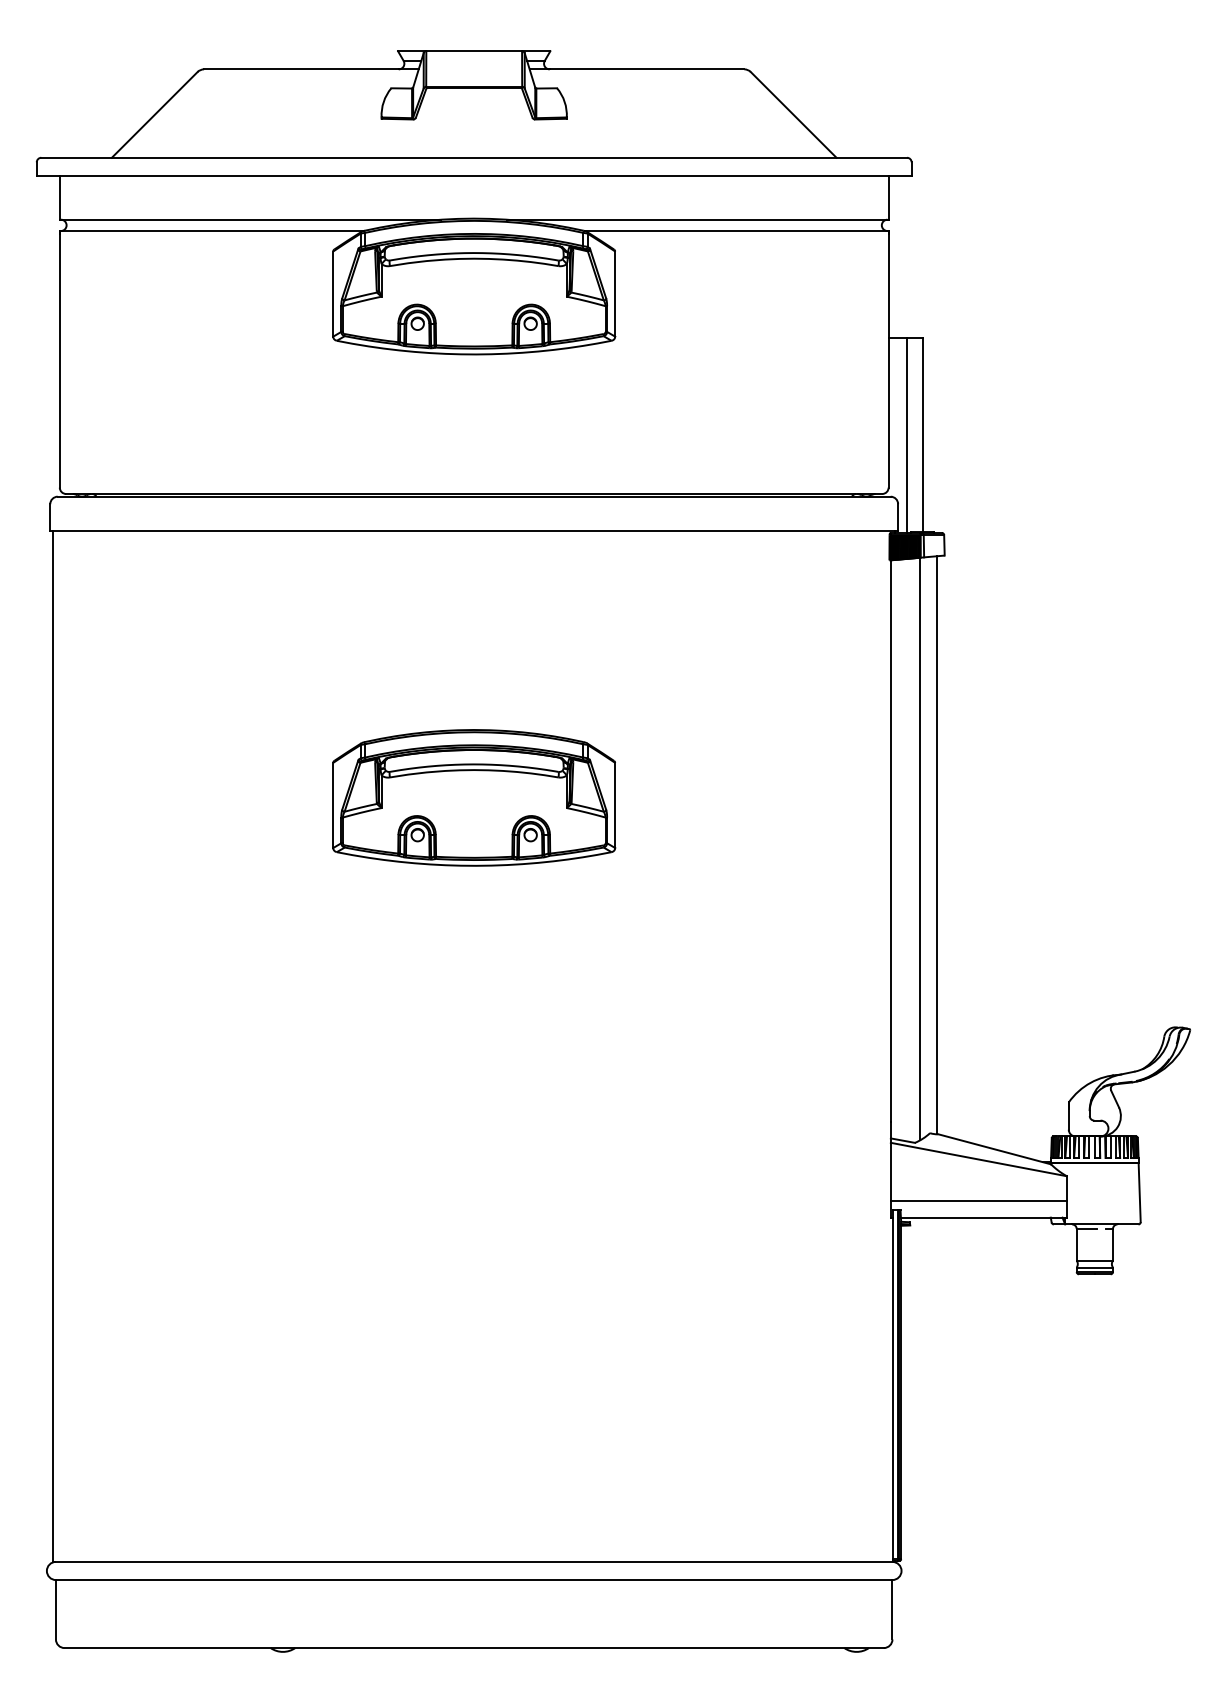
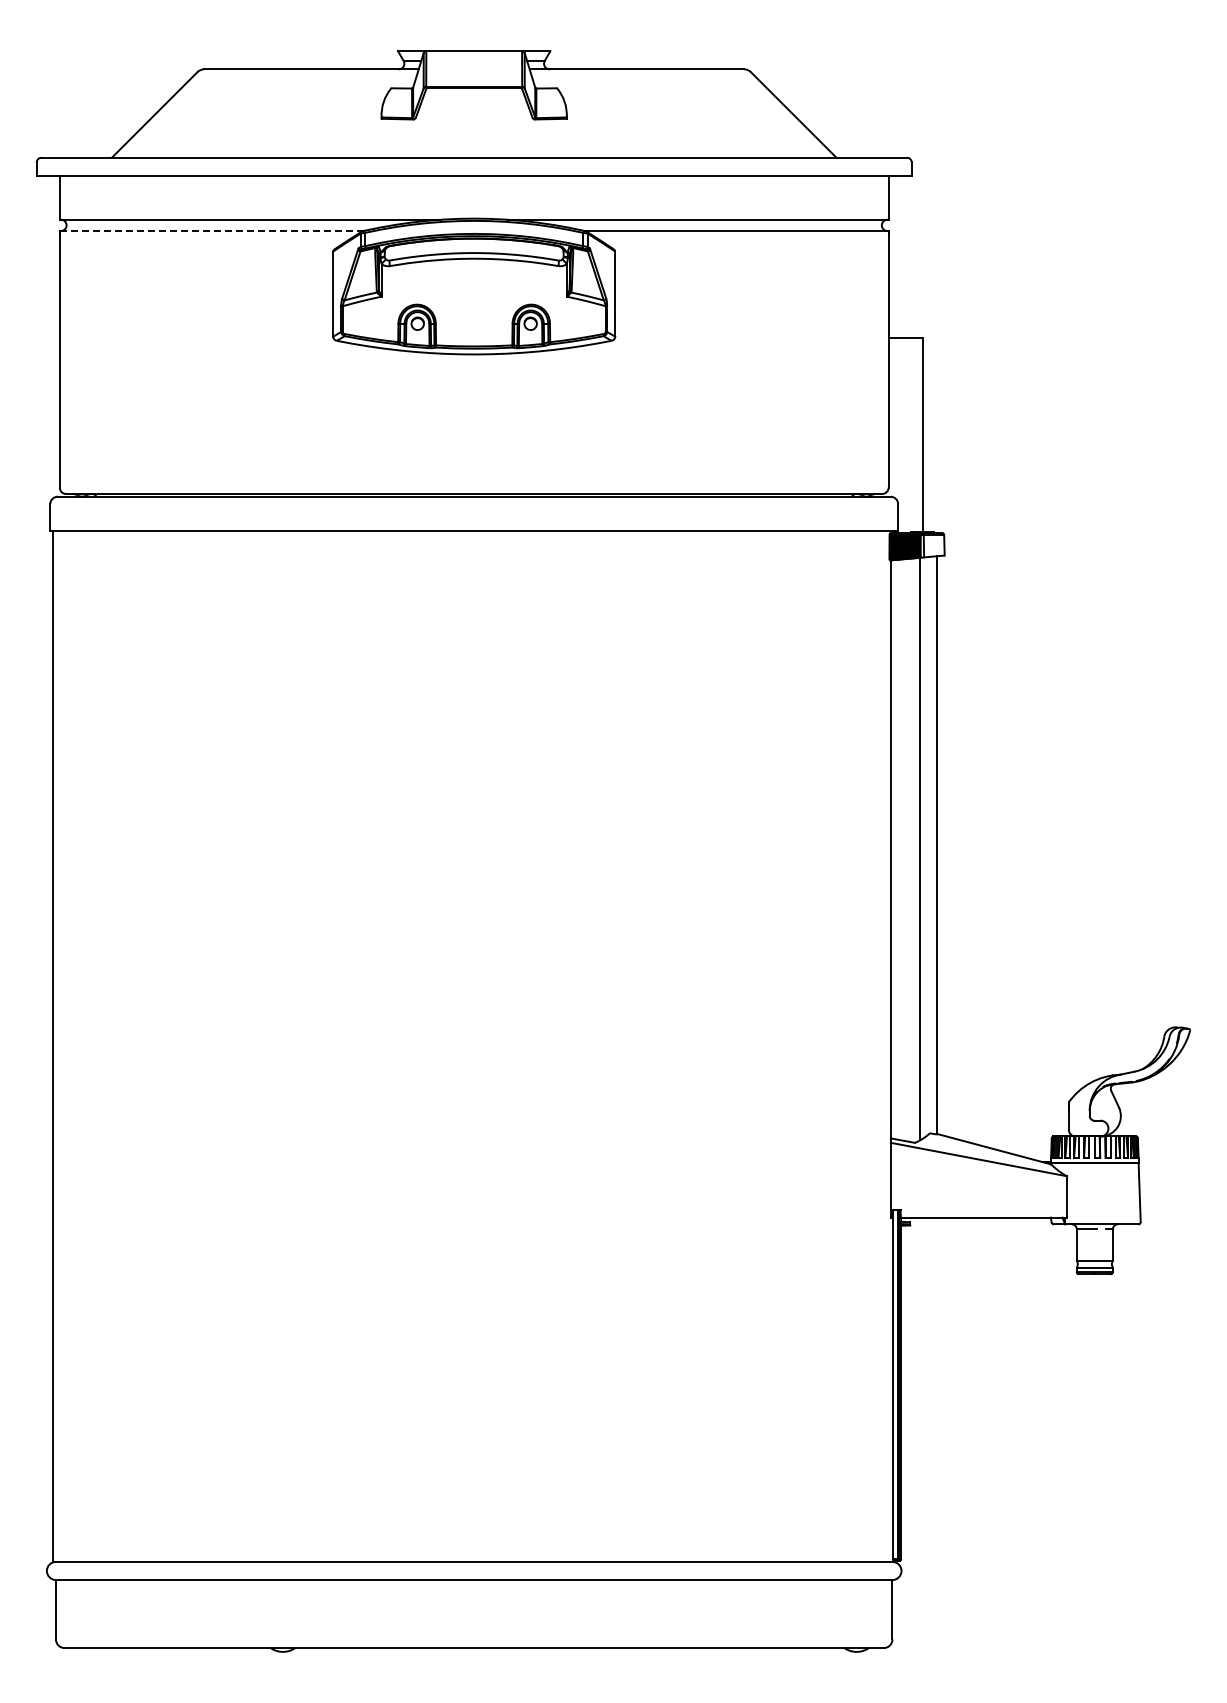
line: solid -> dashed (211, 231)
line: present -> none (907, 434)
part: present -> none (474, 797)
line: present -> none (978, 1200)
